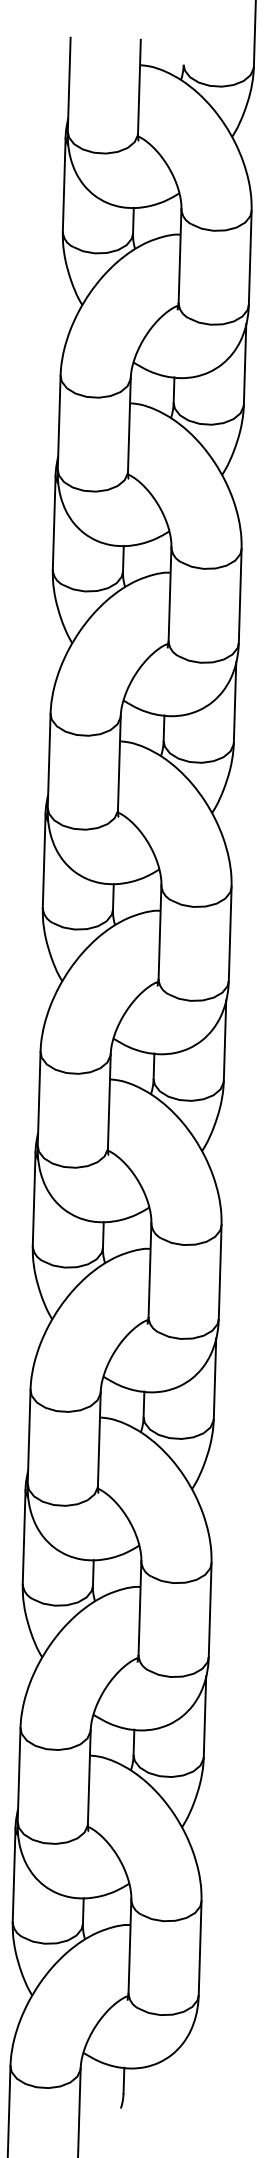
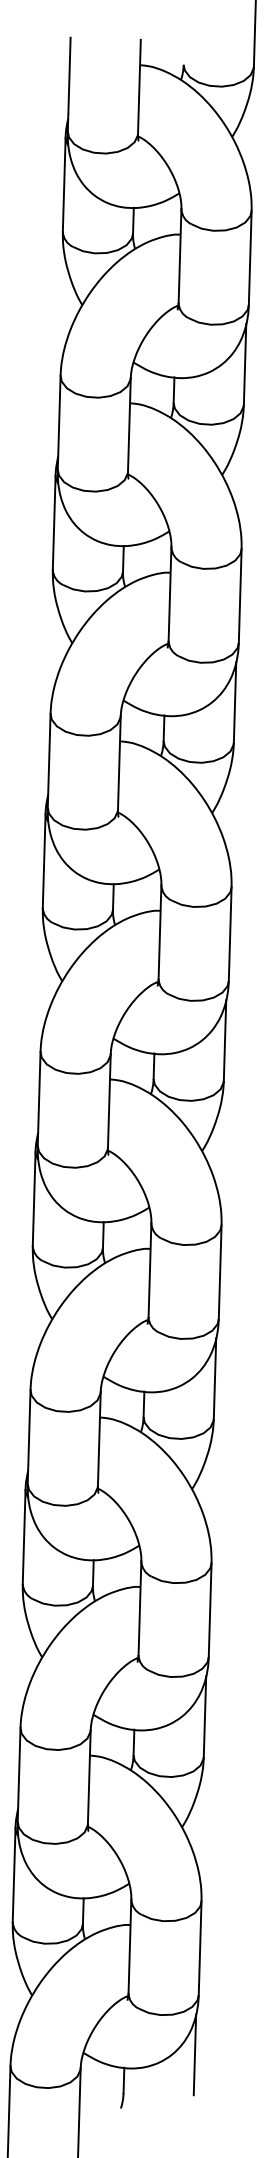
line: none -> present (194, 2054)
